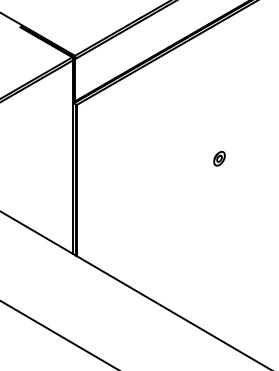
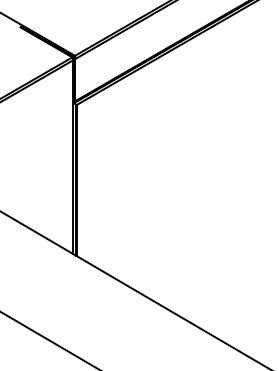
part: present -> none (219, 158)
line position: (58, 334) -> (49, 339) (49, 339)
